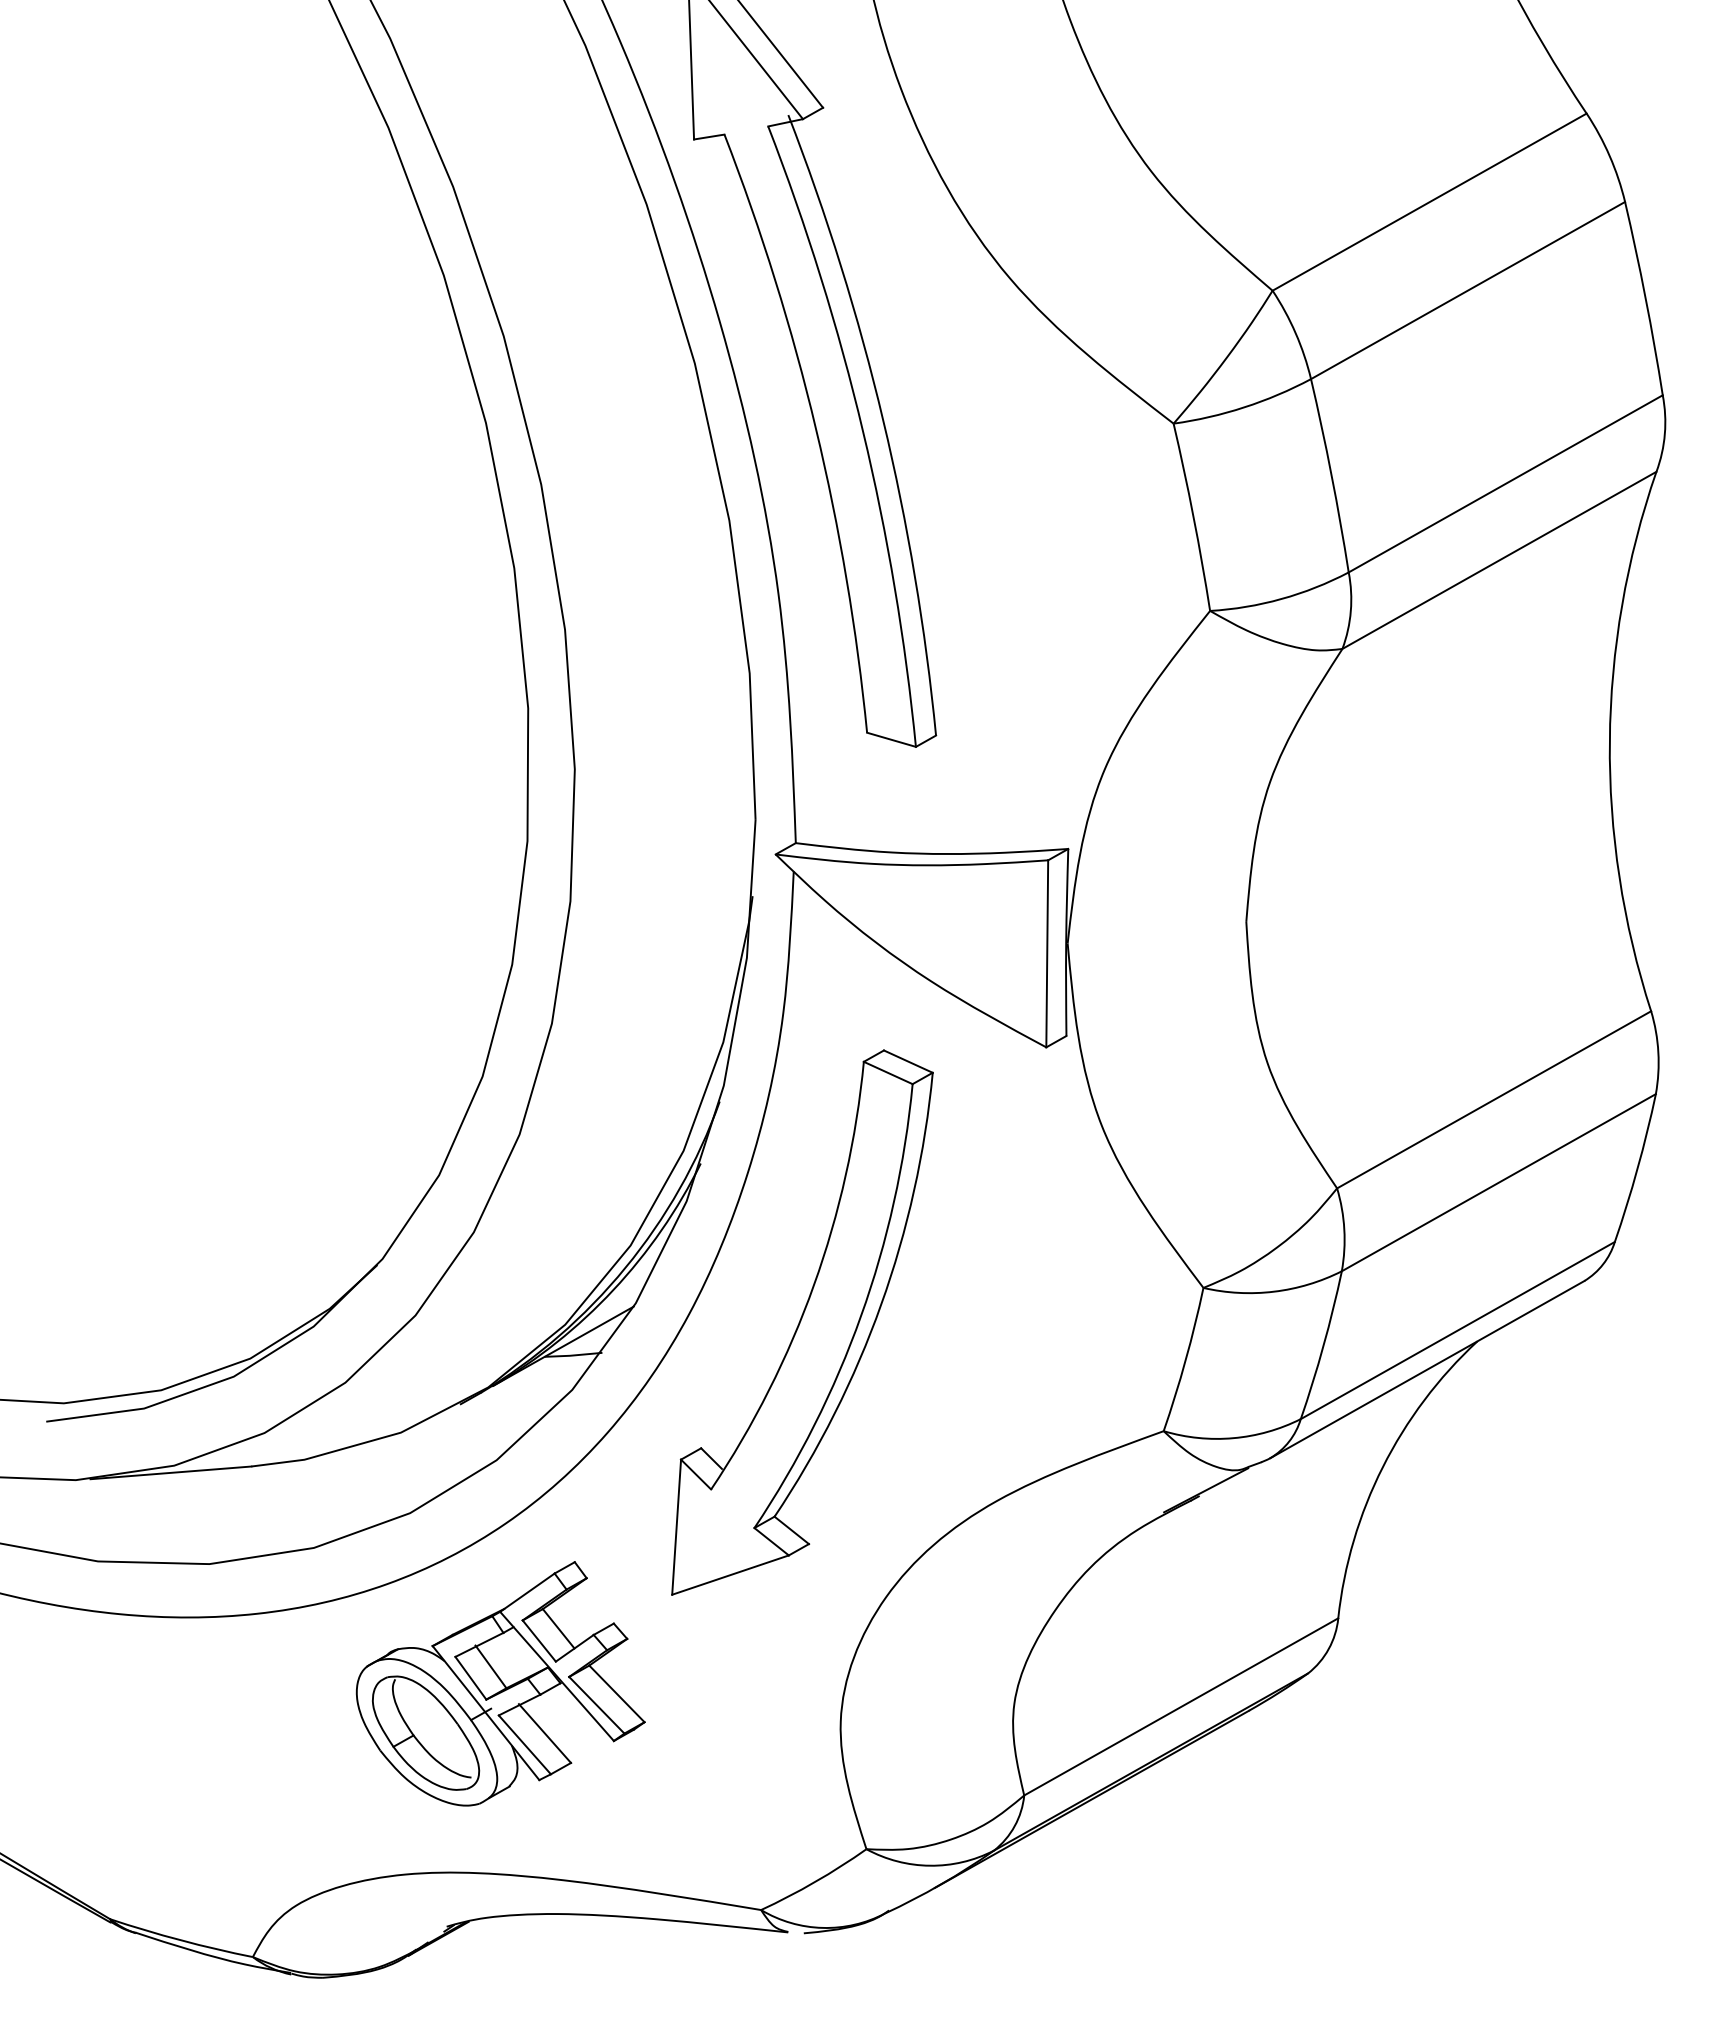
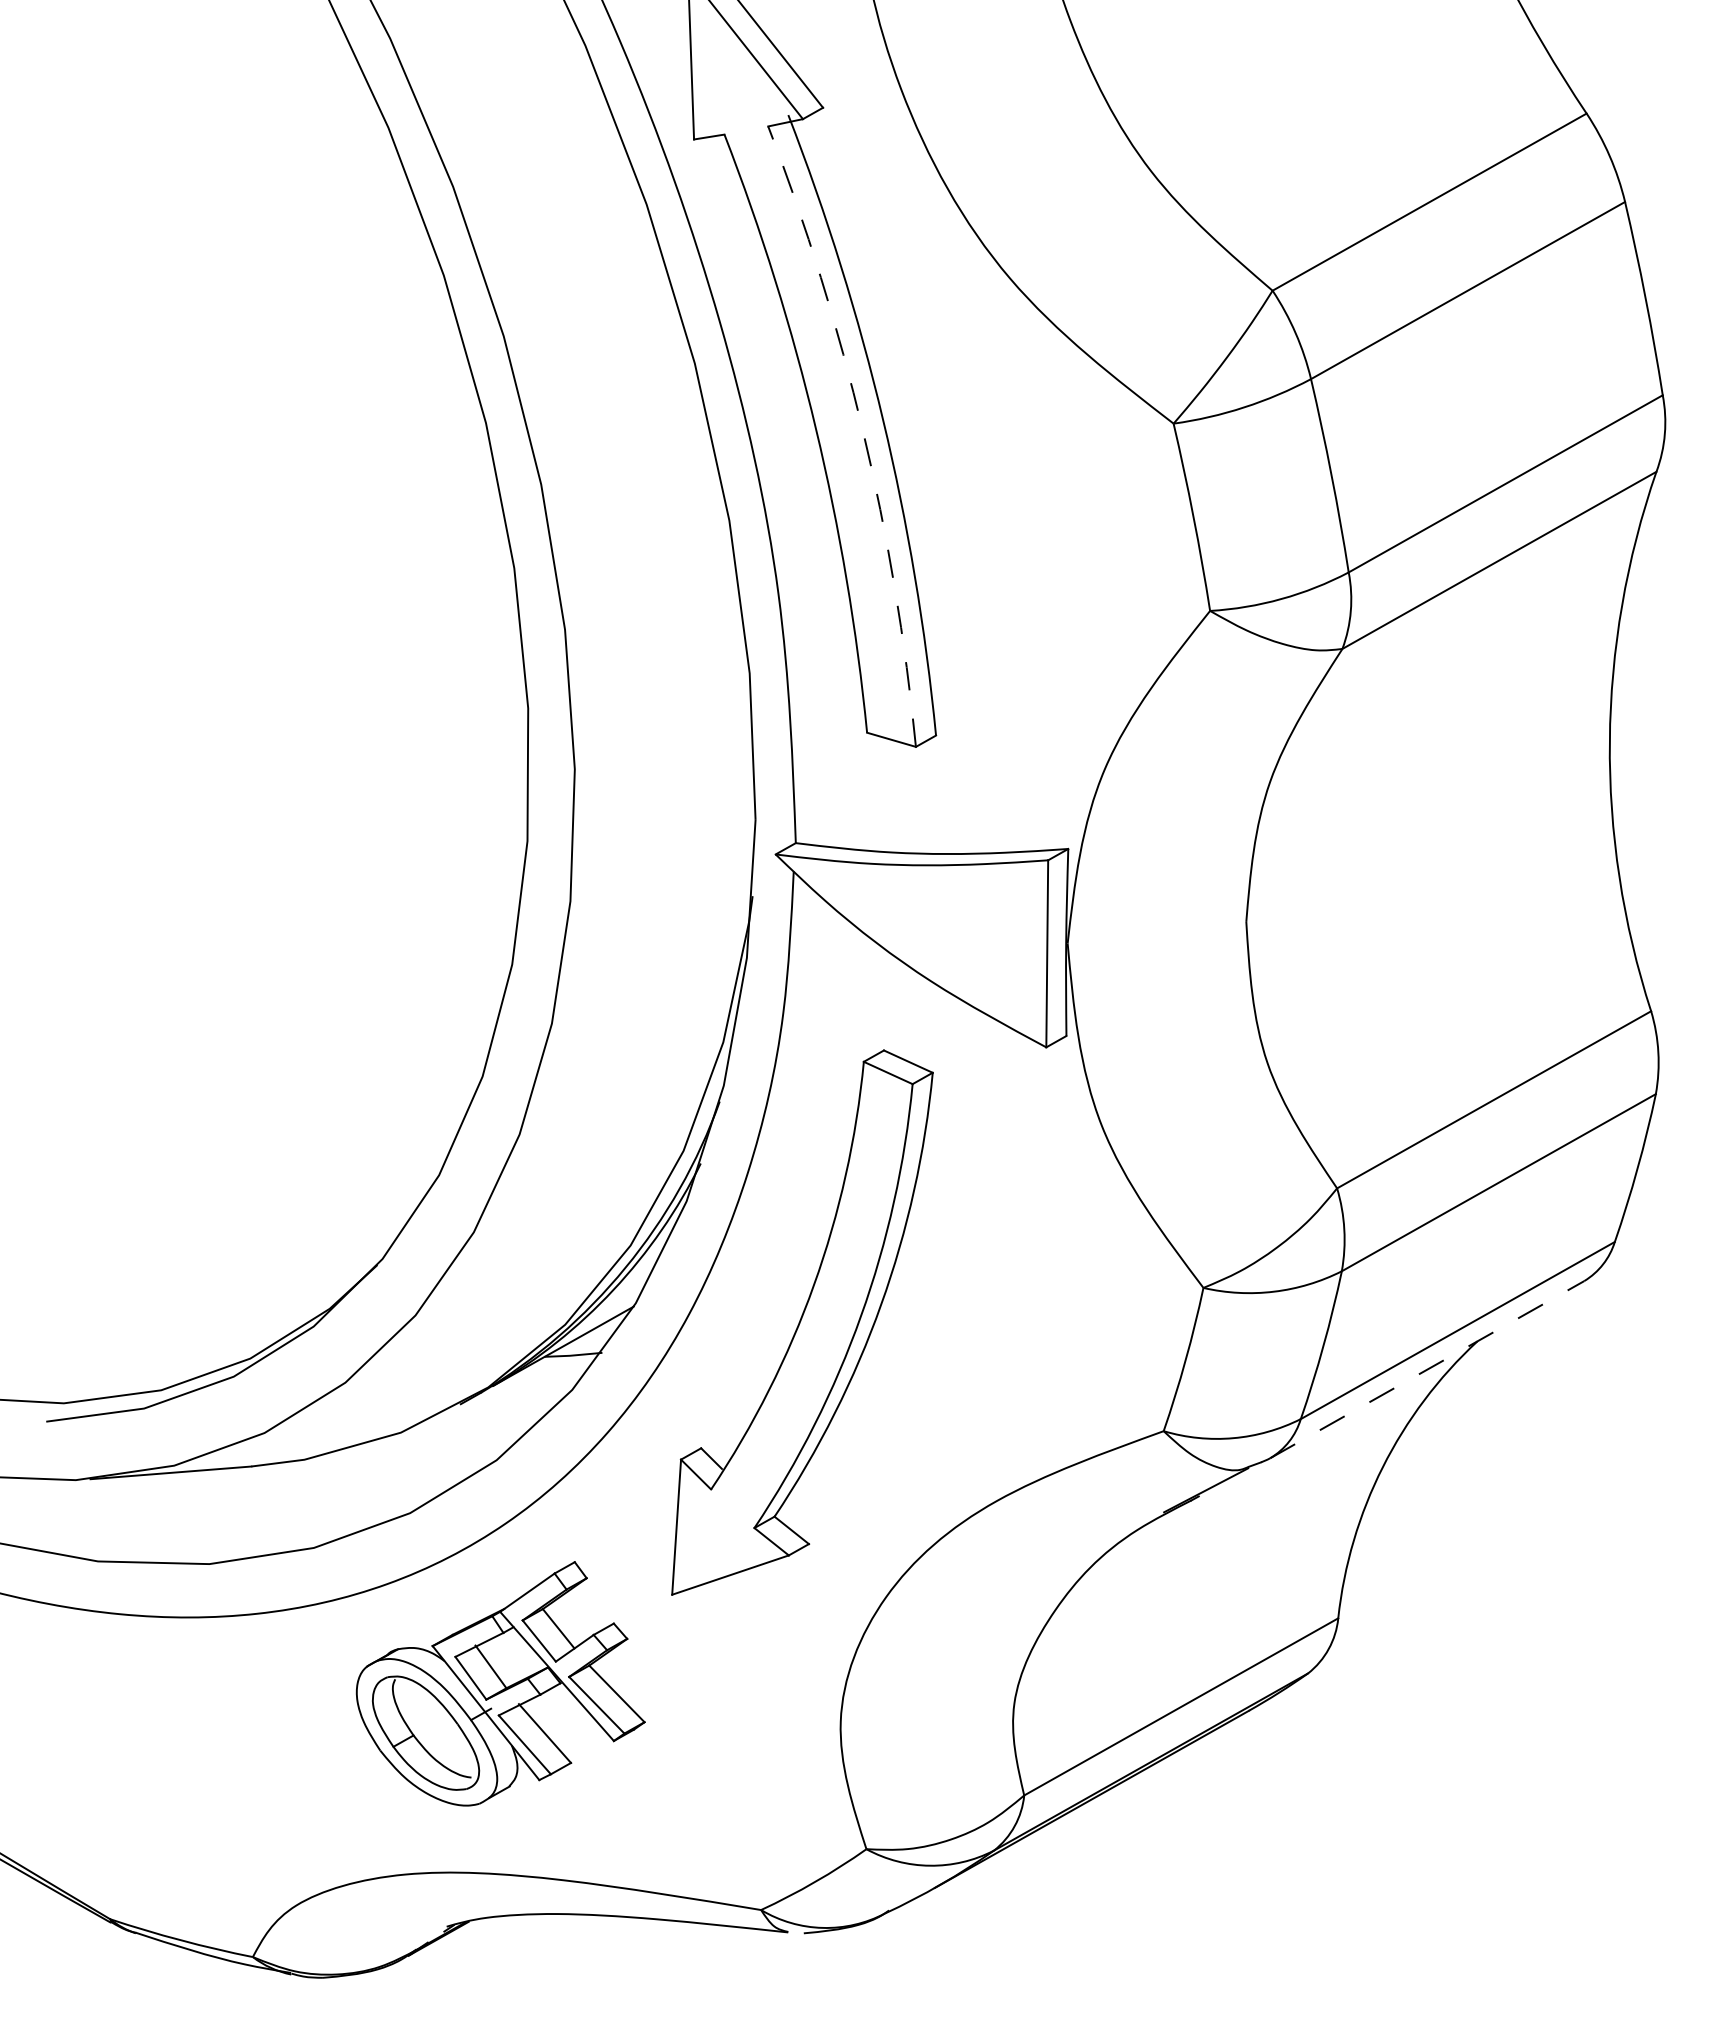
arc: solid -> dashed (863, 431)
line: solid -> dashed (1427, 1369)
